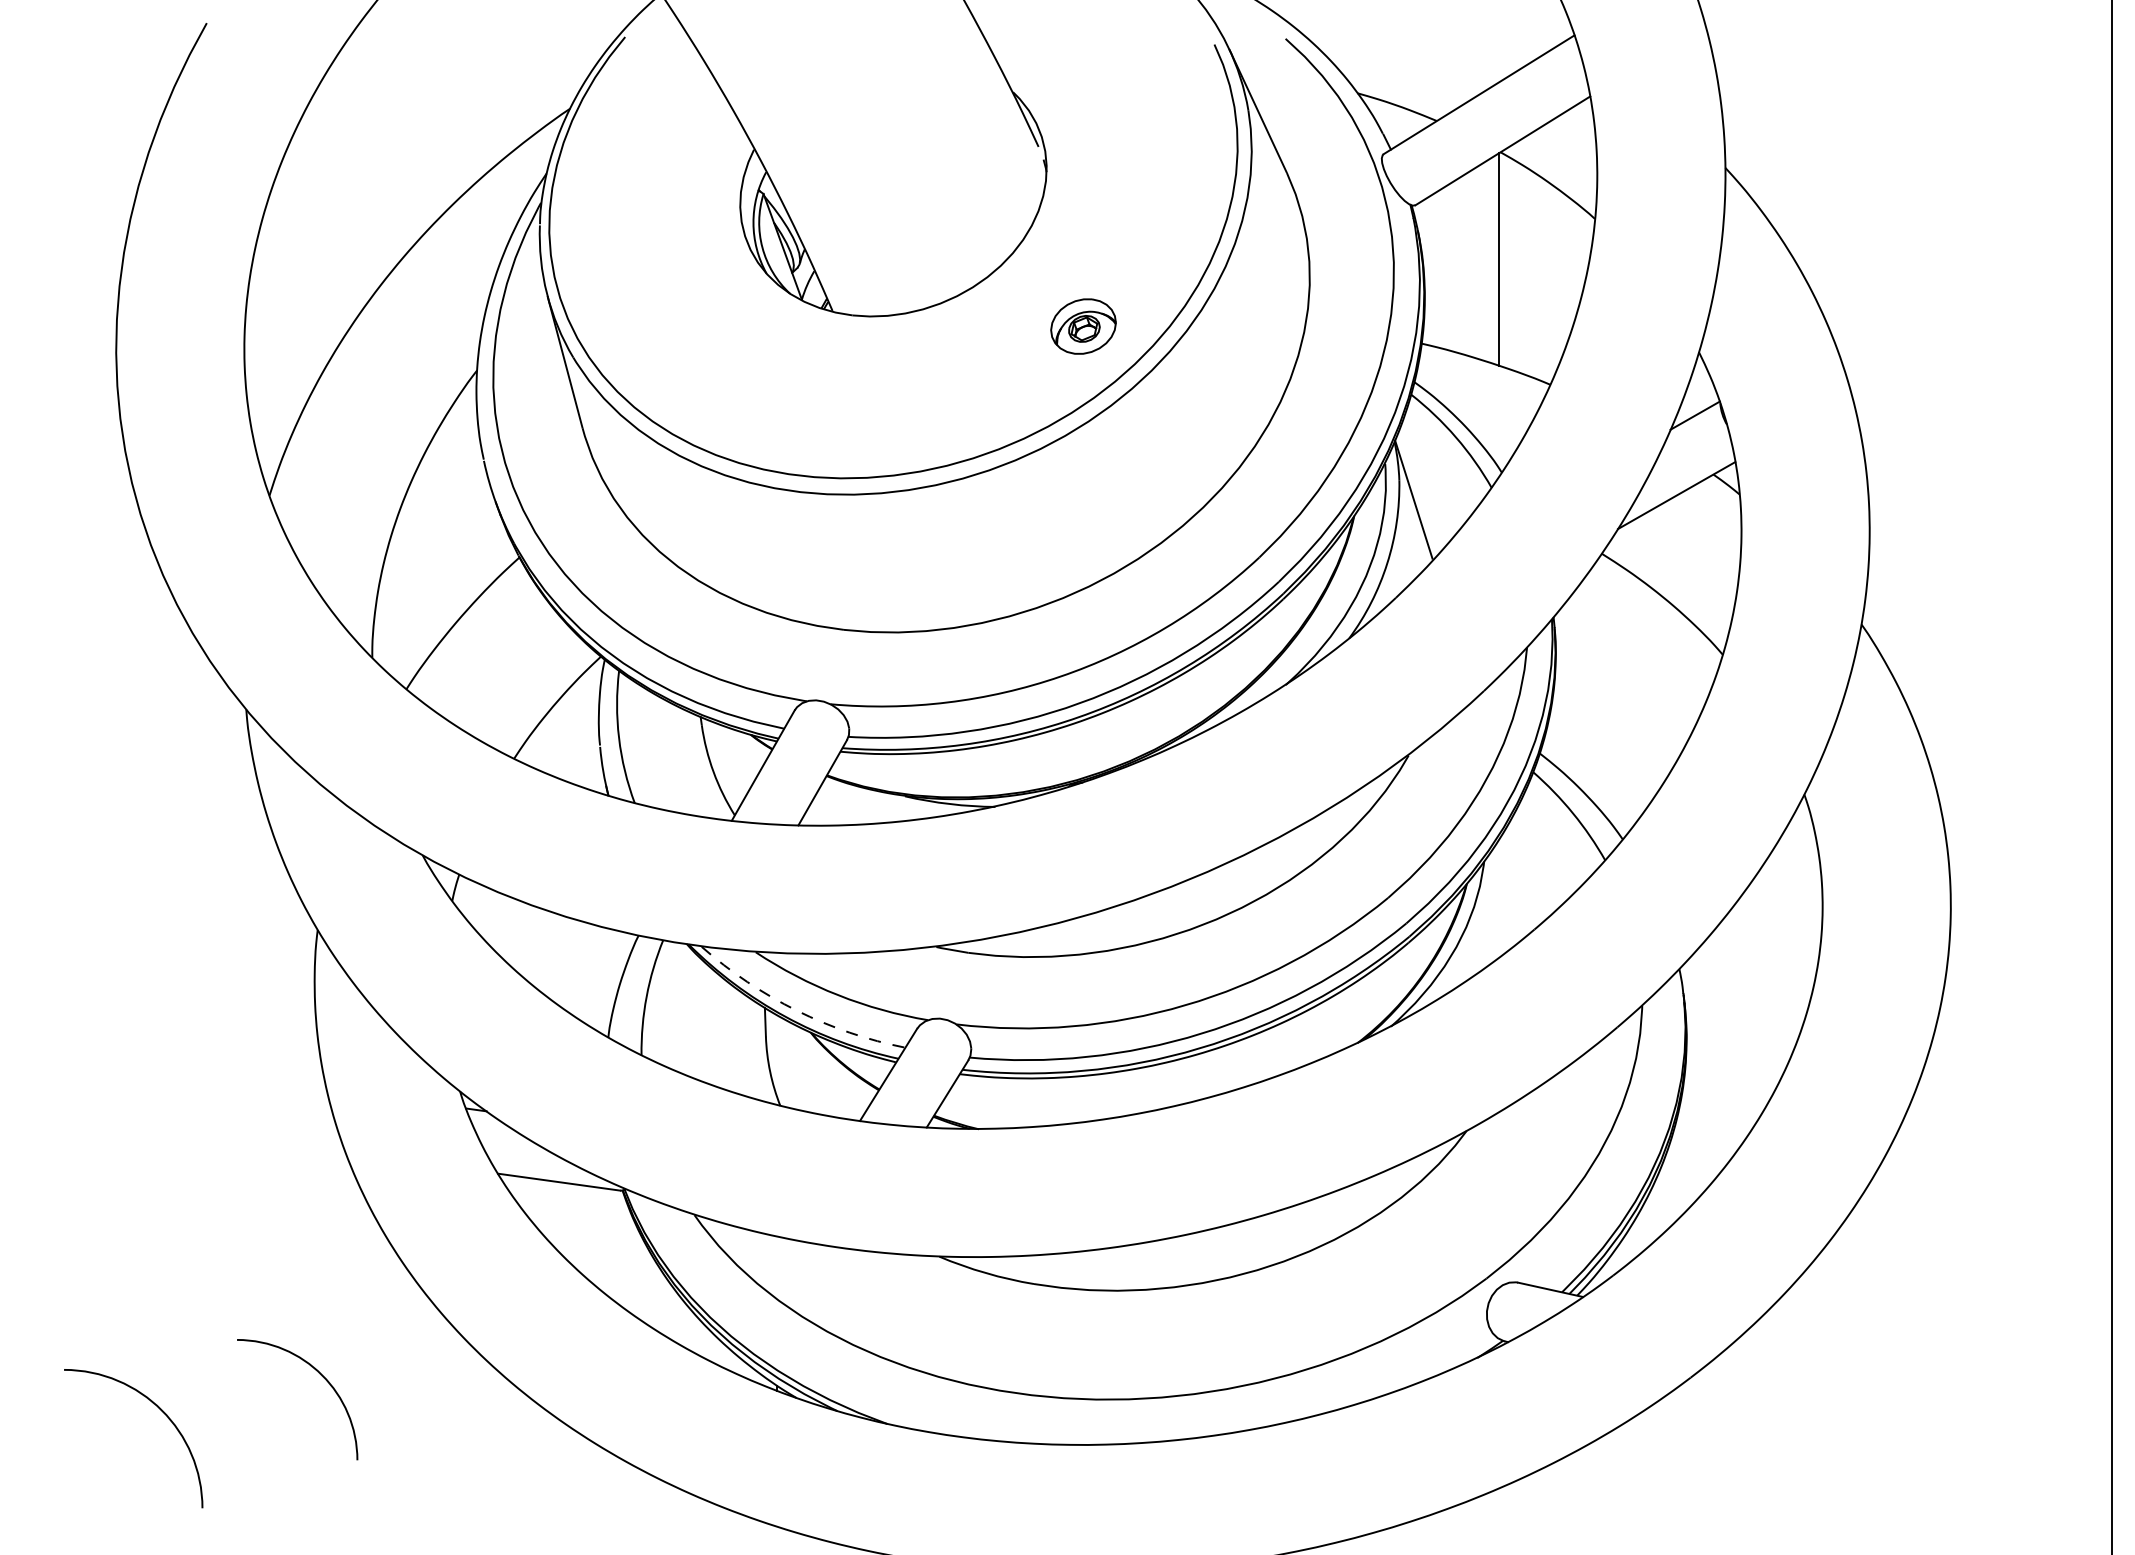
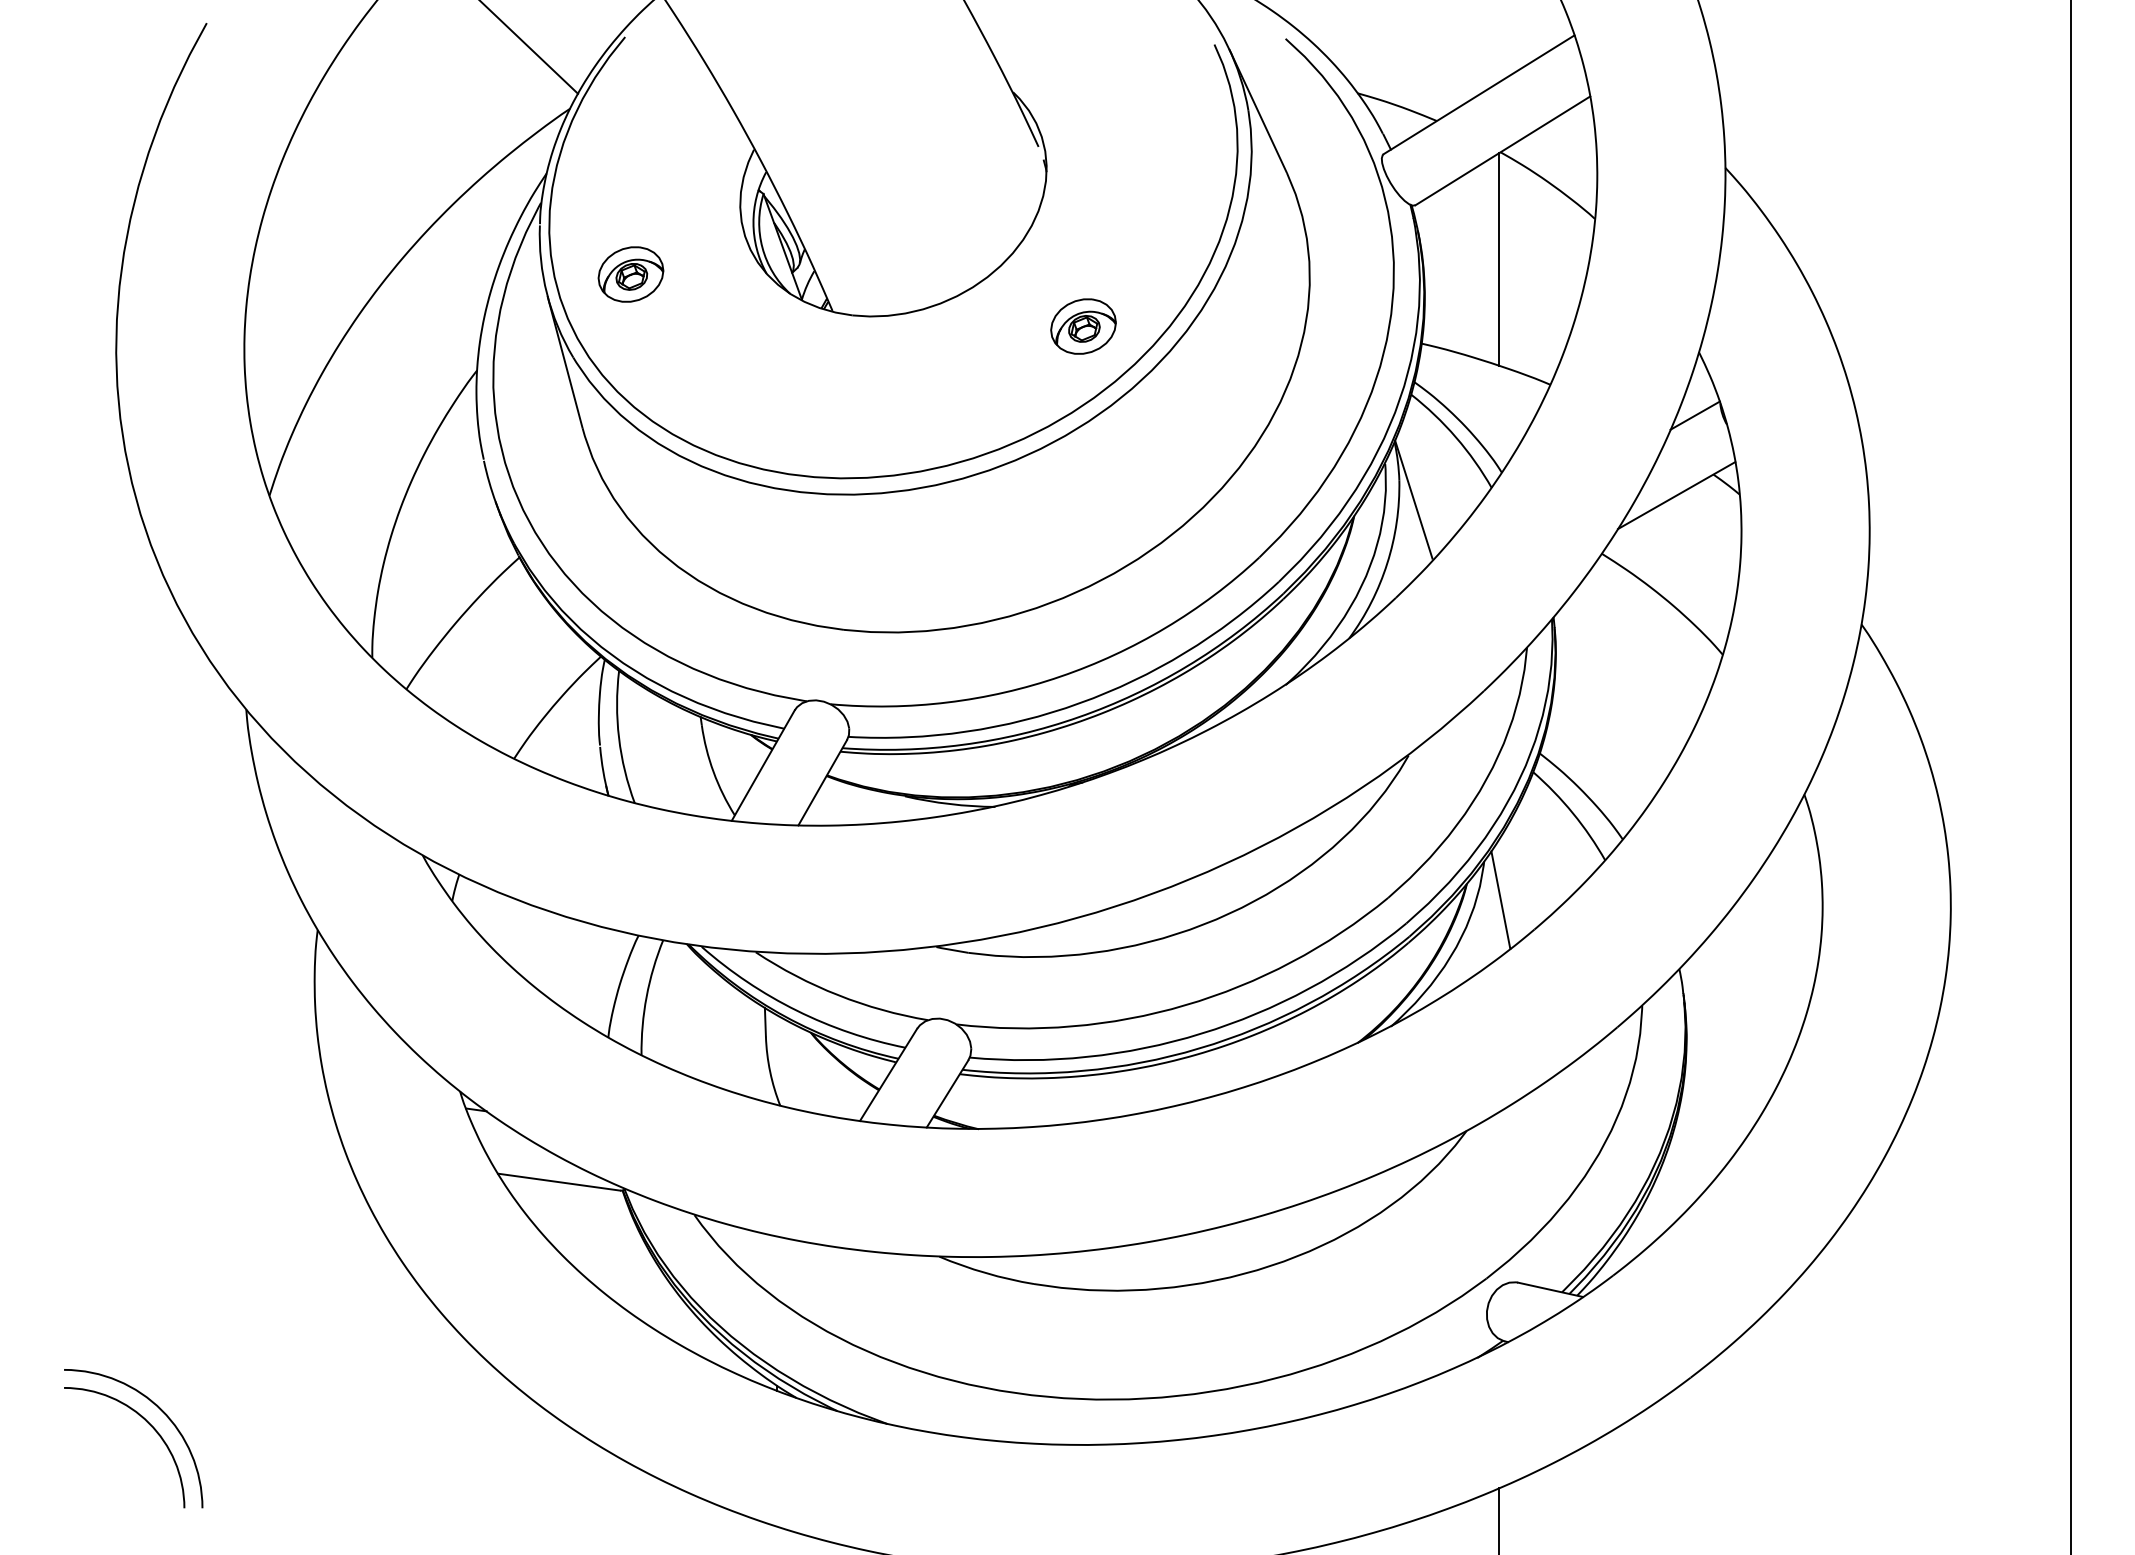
line: none -> present (529, 47)
part: none -> present (630, 274)
line position: (2111, 776) -> (2070, 776) (2070, 776)
line: none -> present (1500, 900)
arc: dashed -> solid (796, 1010)
arc position: (320, 1375) -> (147, 1423) (147, 1423)
line: none -> present (1499, 1519)
